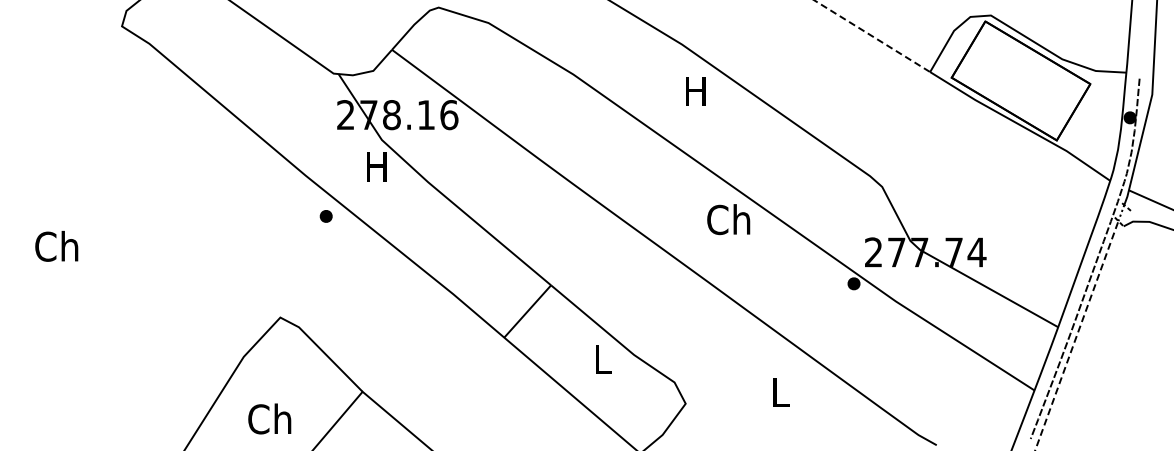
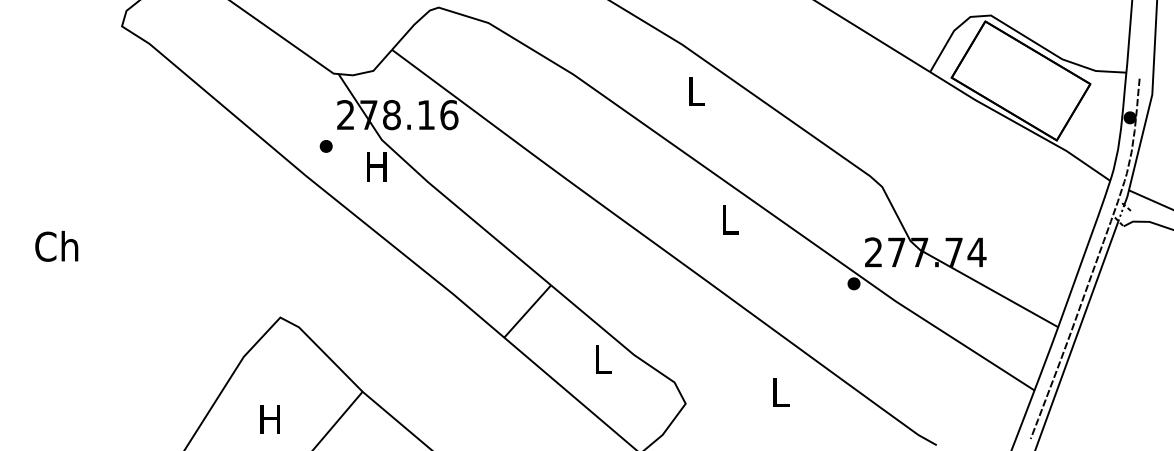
line: dashed -> solid (872, 36)
text: H -> L (695, 91)
part position: (325, 216) -> (325, 146) (325, 146)
text: Ch -> L (728, 219)
line: dashed -> solid (1076, 335)
text: Ch -> H (269, 418)
